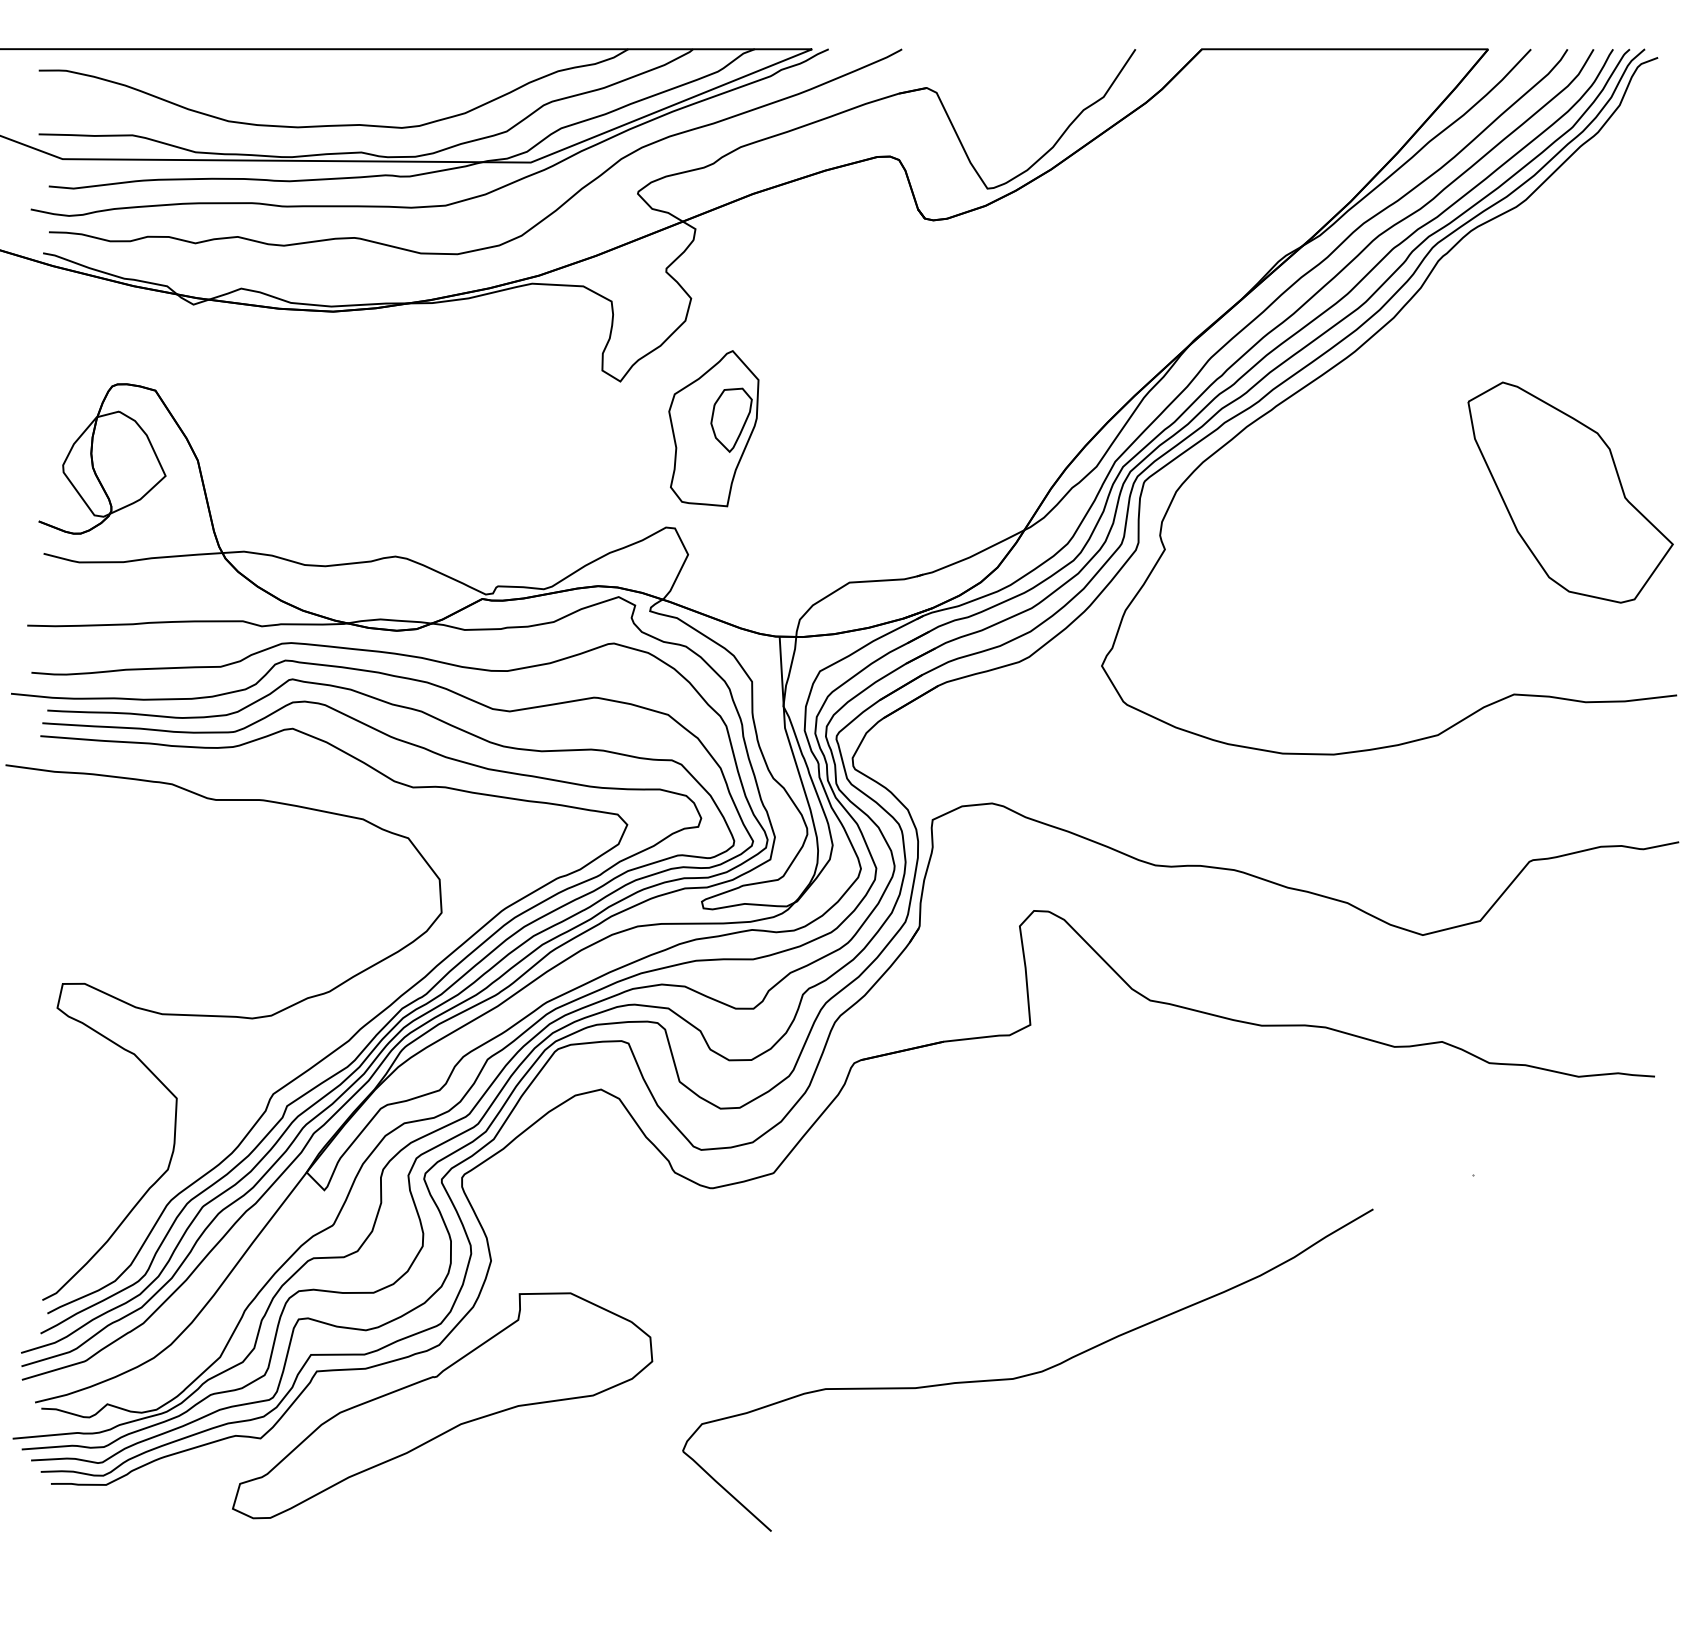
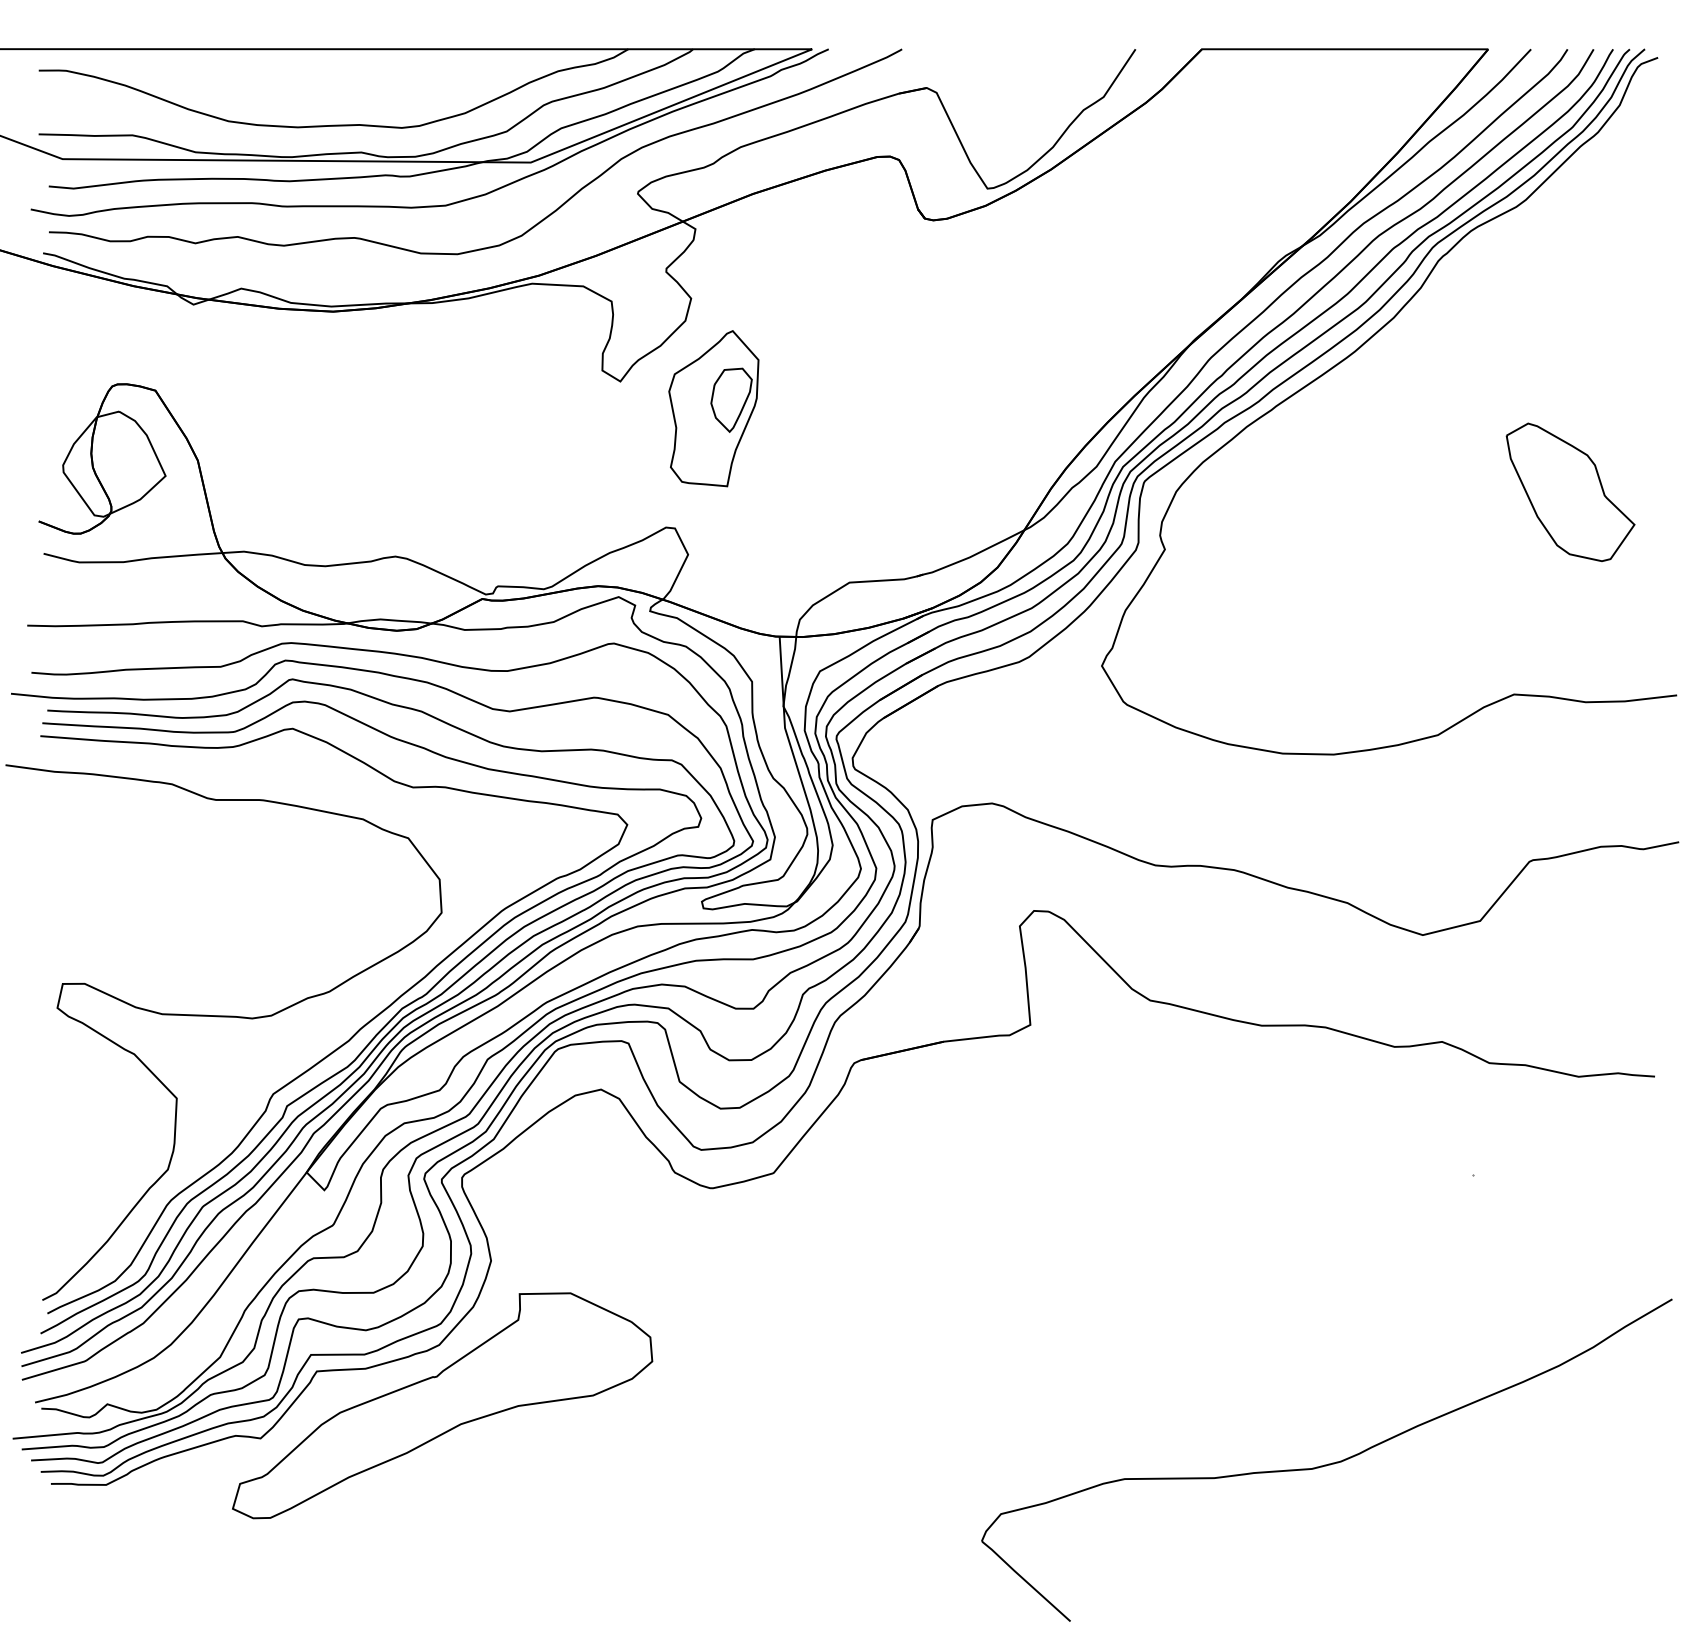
part position: (713, 428) -> (713, 408) (713, 408)
part size: 207x223 px -> 131x140 px (1570, 491)
curve position: (1029, 1373) -> (1328, 1463) (1328, 1463)
